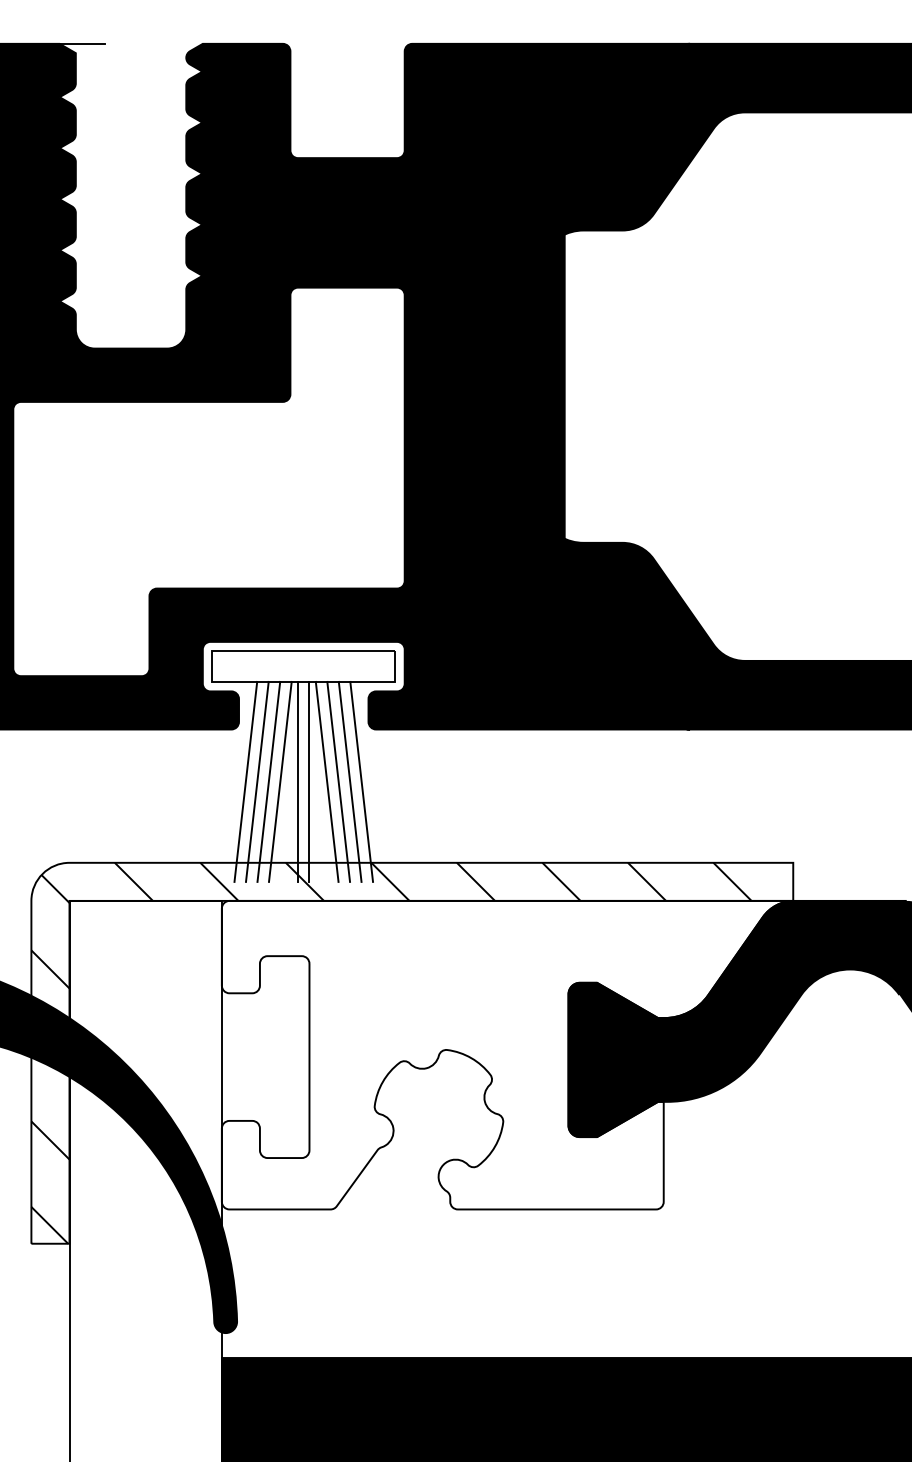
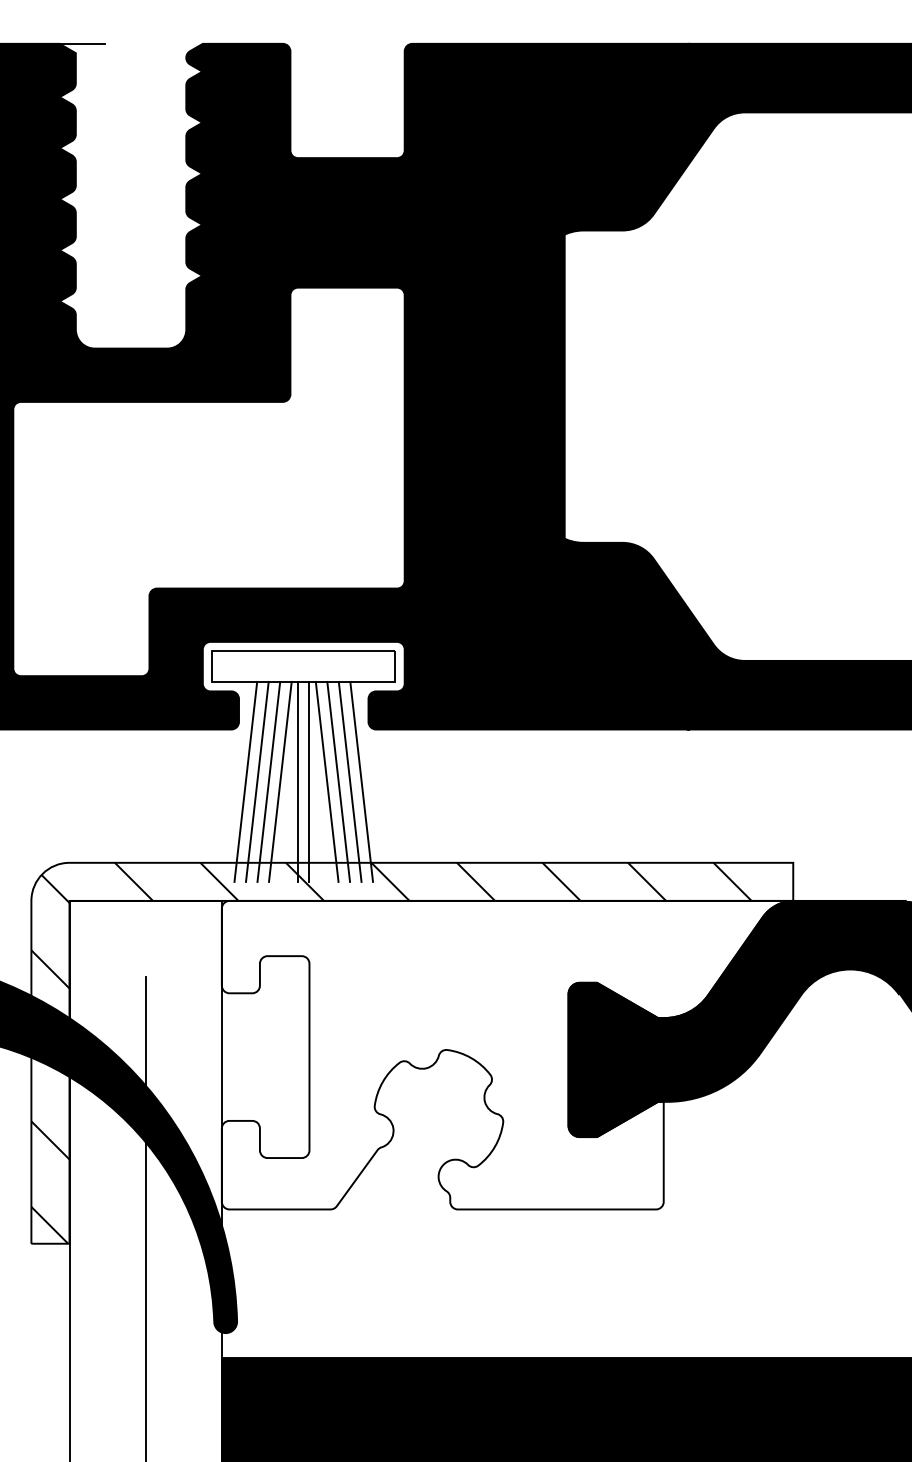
line: none -> present (145, 1217)
